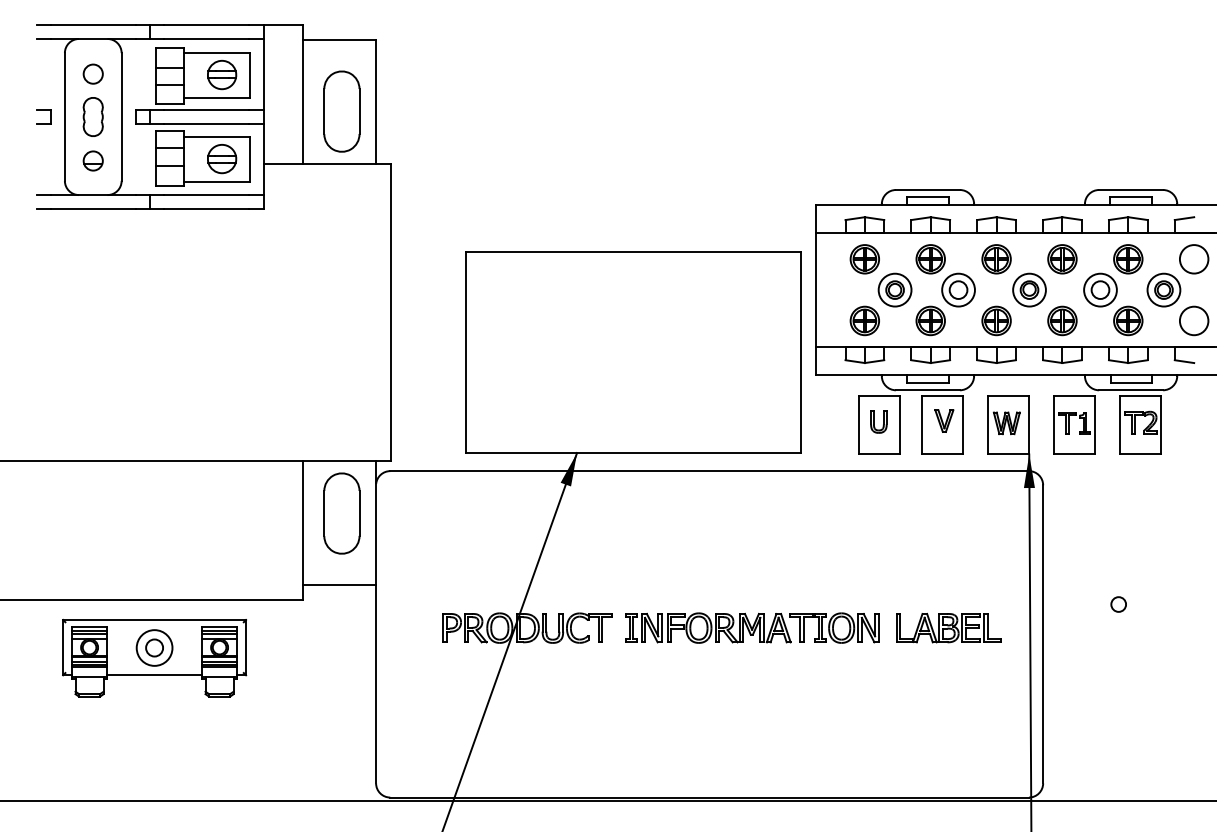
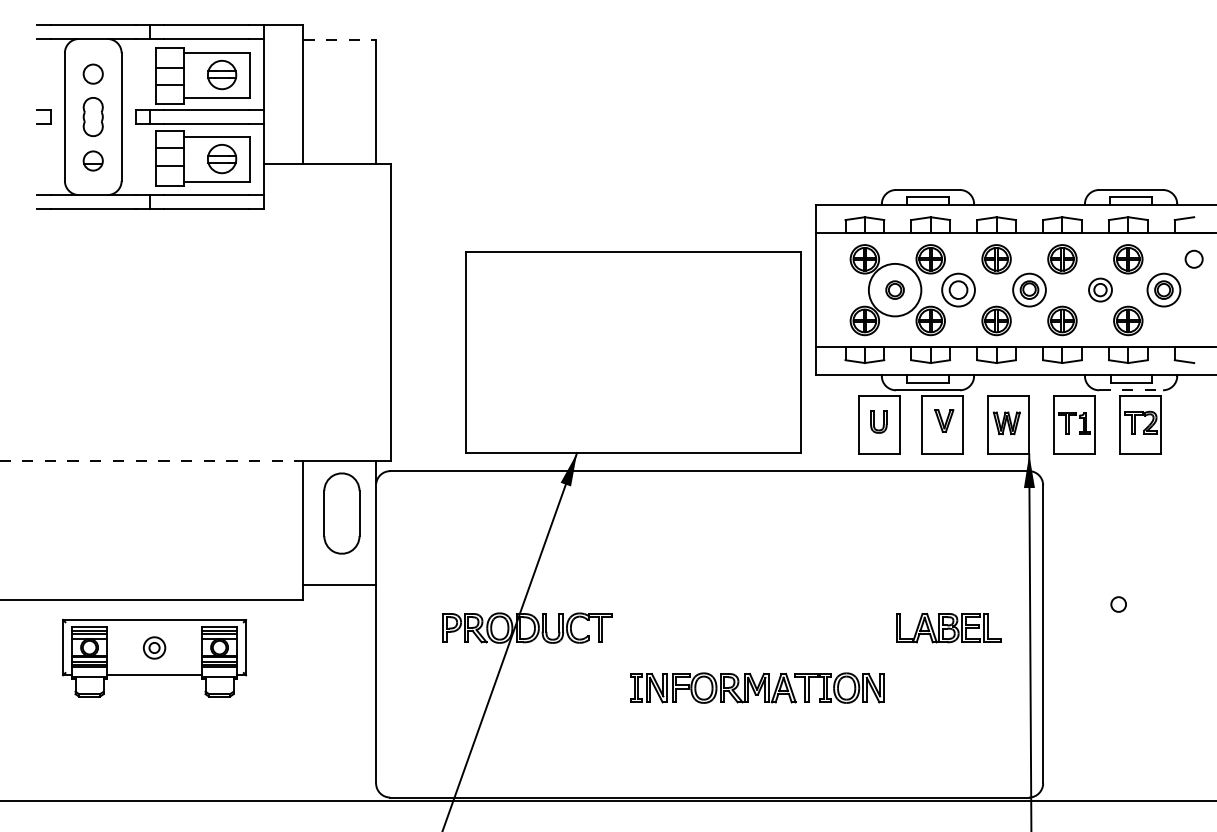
line: solid -> dashed (340, 39)
part: present -> none (341, 111)
circle diameter: 28 px -> 17 px (1193, 258)
circle diameter: 33 px -> 53 px (894, 289)
part size: 35x36 px -> 25x26 px (1100, 289)
circle: present -> none (1194, 320)
line: solid -> dashed (1131, 390)
line: solid -> dashed (152, 461)
part position: (752, 627) -> (757, 687) (757, 687)
part size: 39x38 px -> 24x24 px (154, 647)
